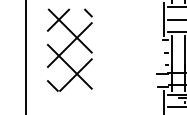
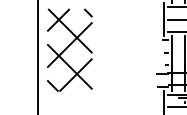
line position: (26, 56) -> (38, 56) (38, 56)
